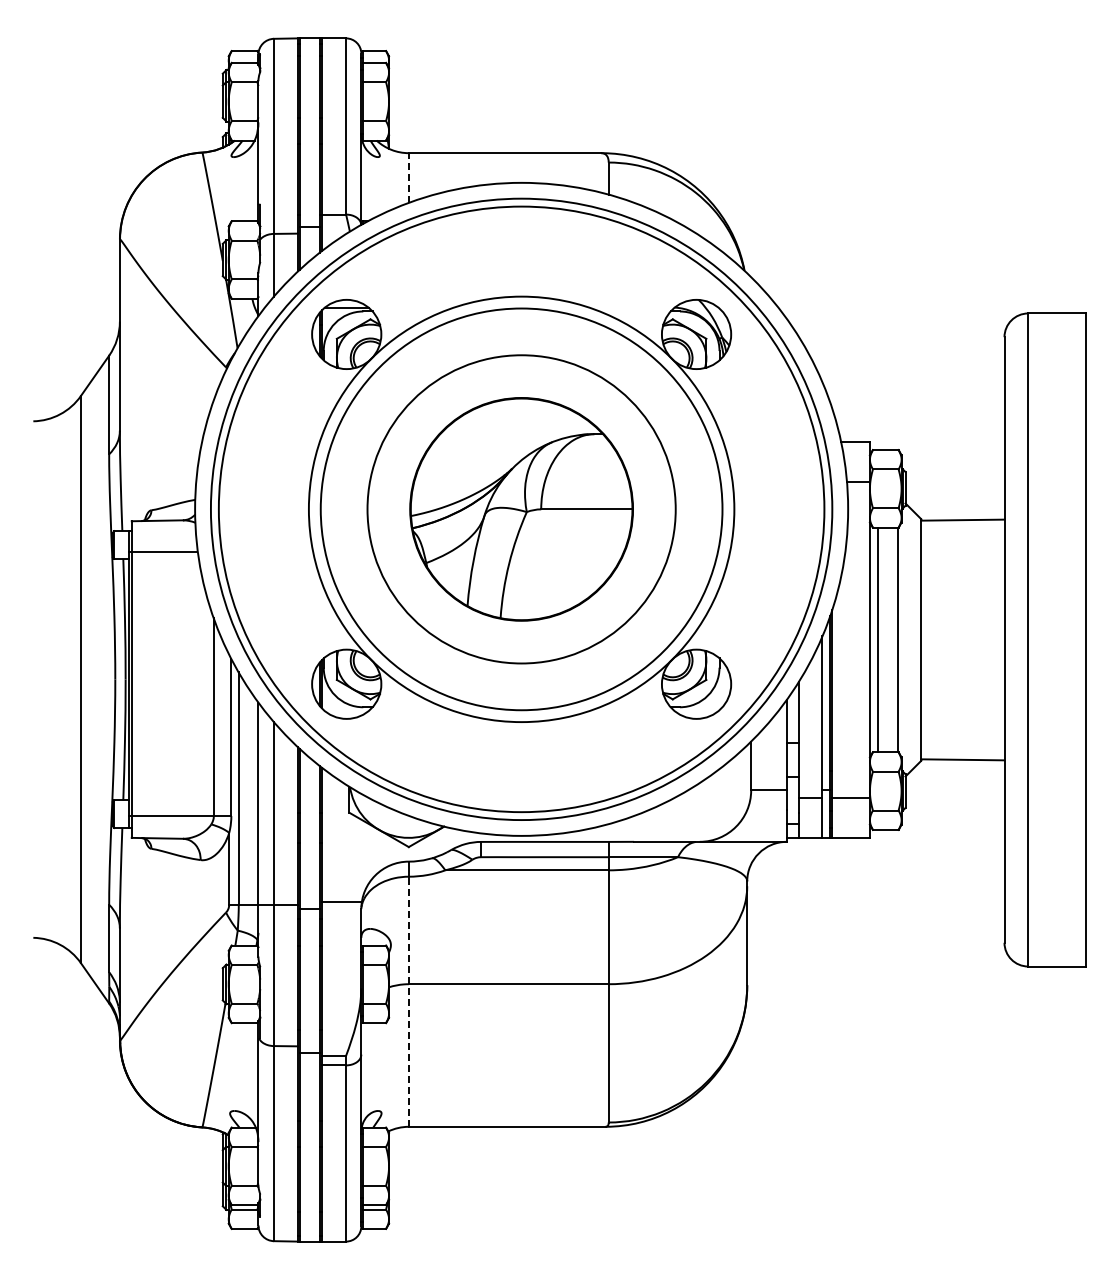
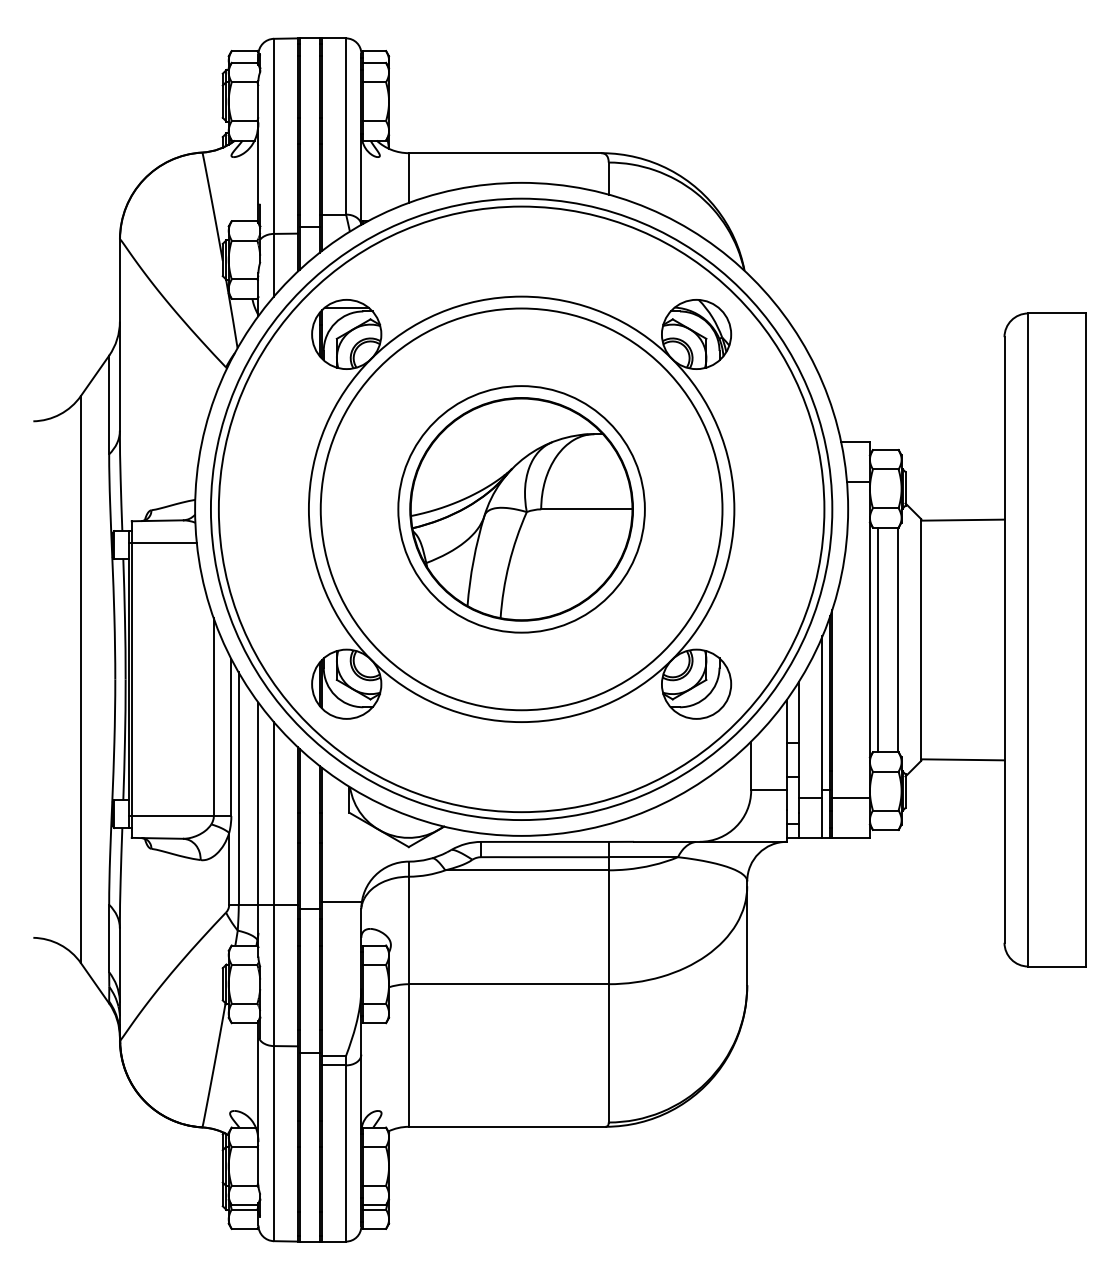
line: dashed -> solid (408, 178)
circle diameter: 308 px -> 247 px (521, 509)
line position: (162, 552) -> (162, 543) (162, 543)
line: dashed -> solid (408, 1001)
